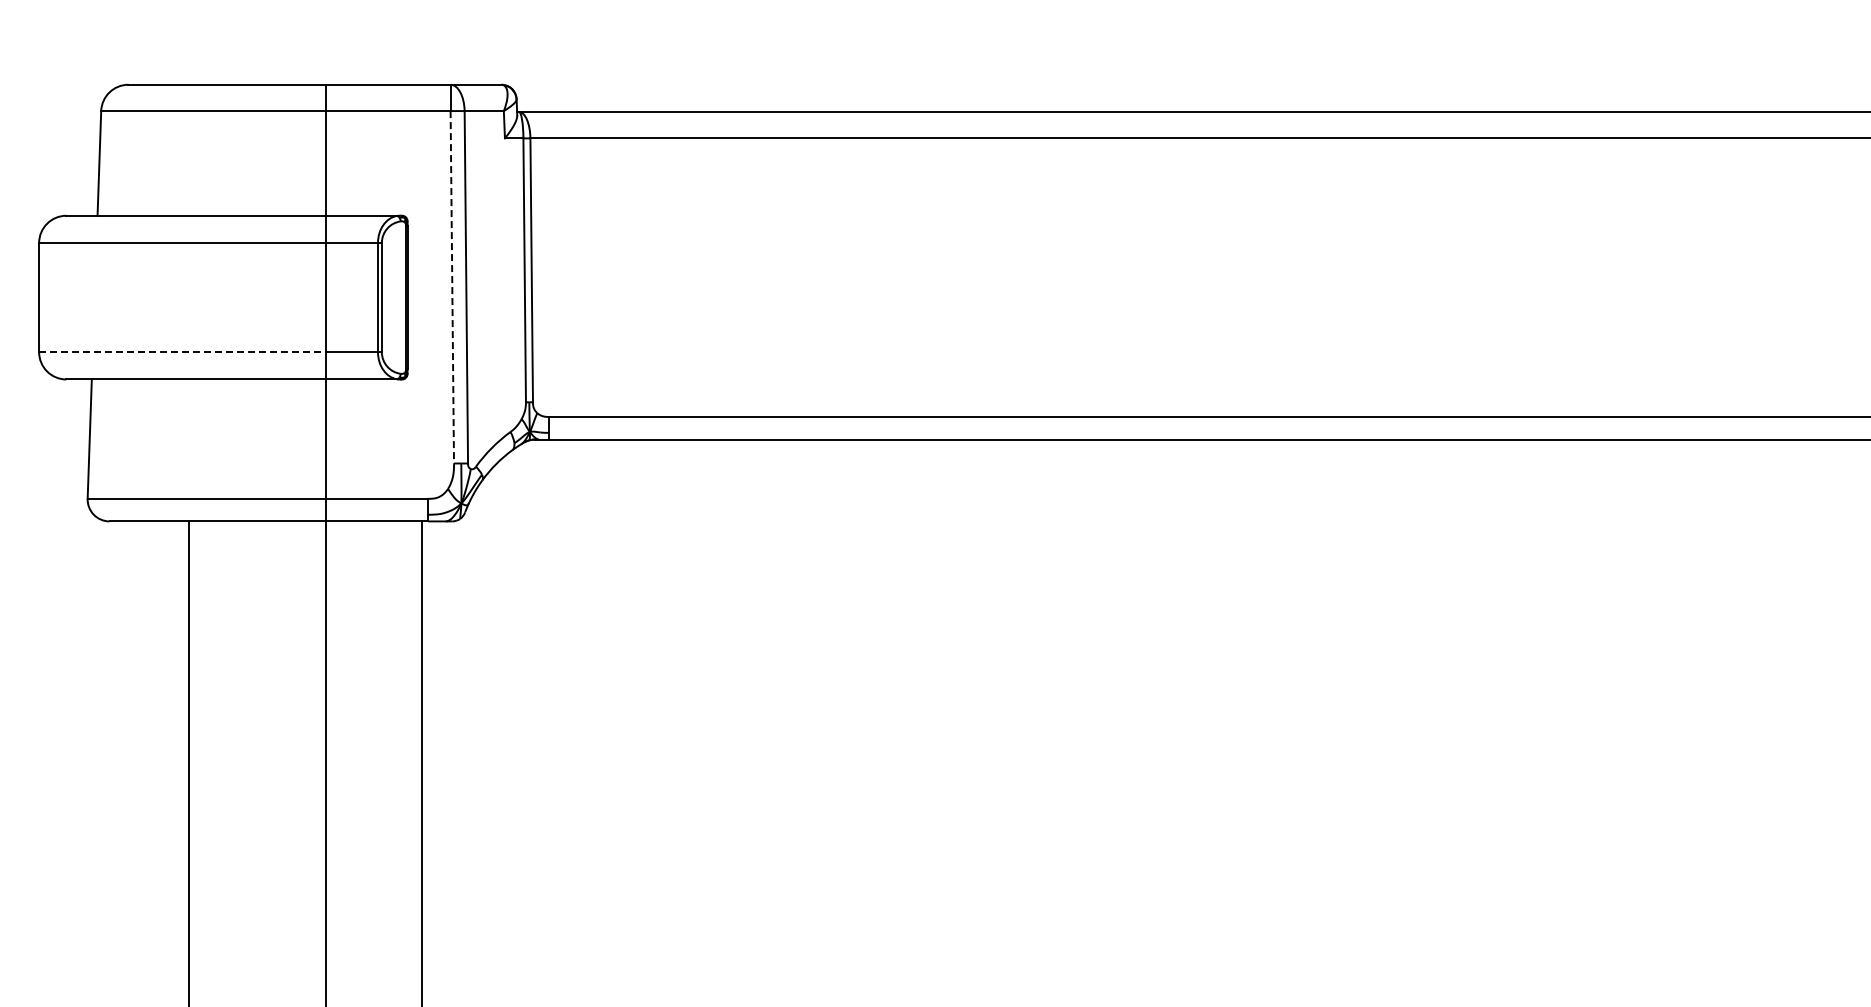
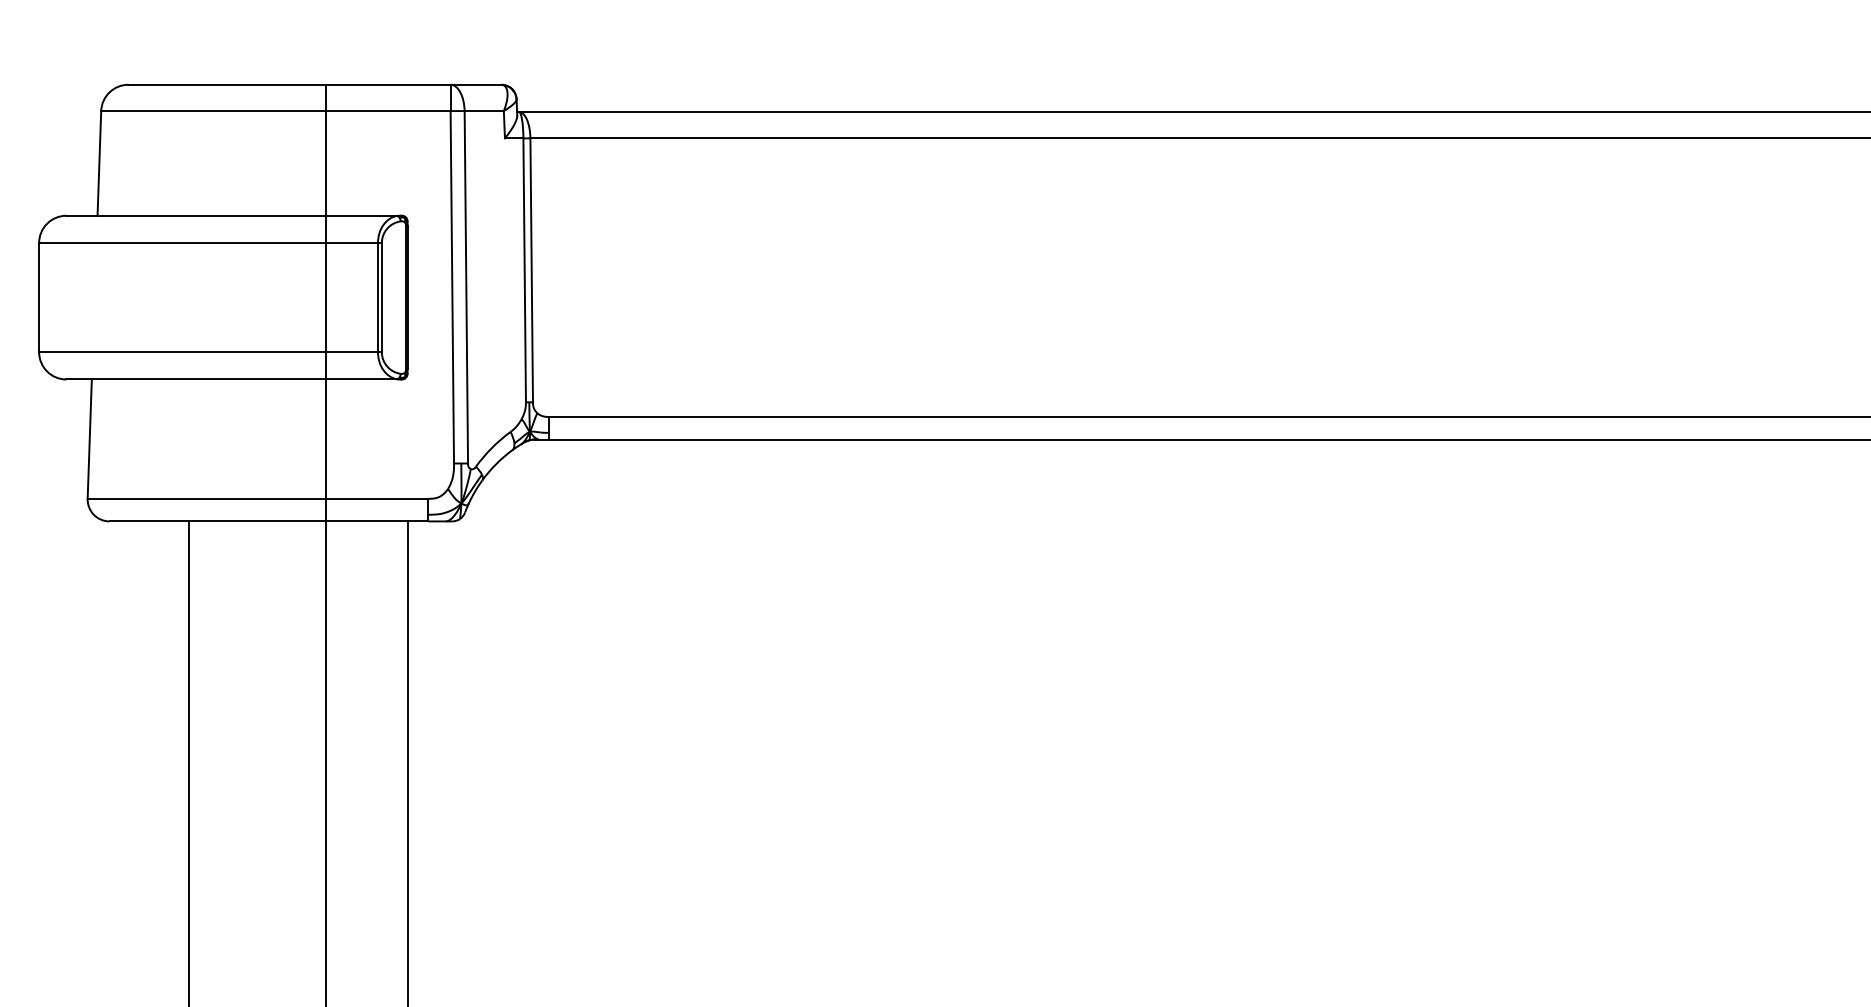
line: dashed -> solid (452, 287)
line: dashed -> solid (182, 352)
line position: (421, 762) -> (407, 762) (407, 762)
